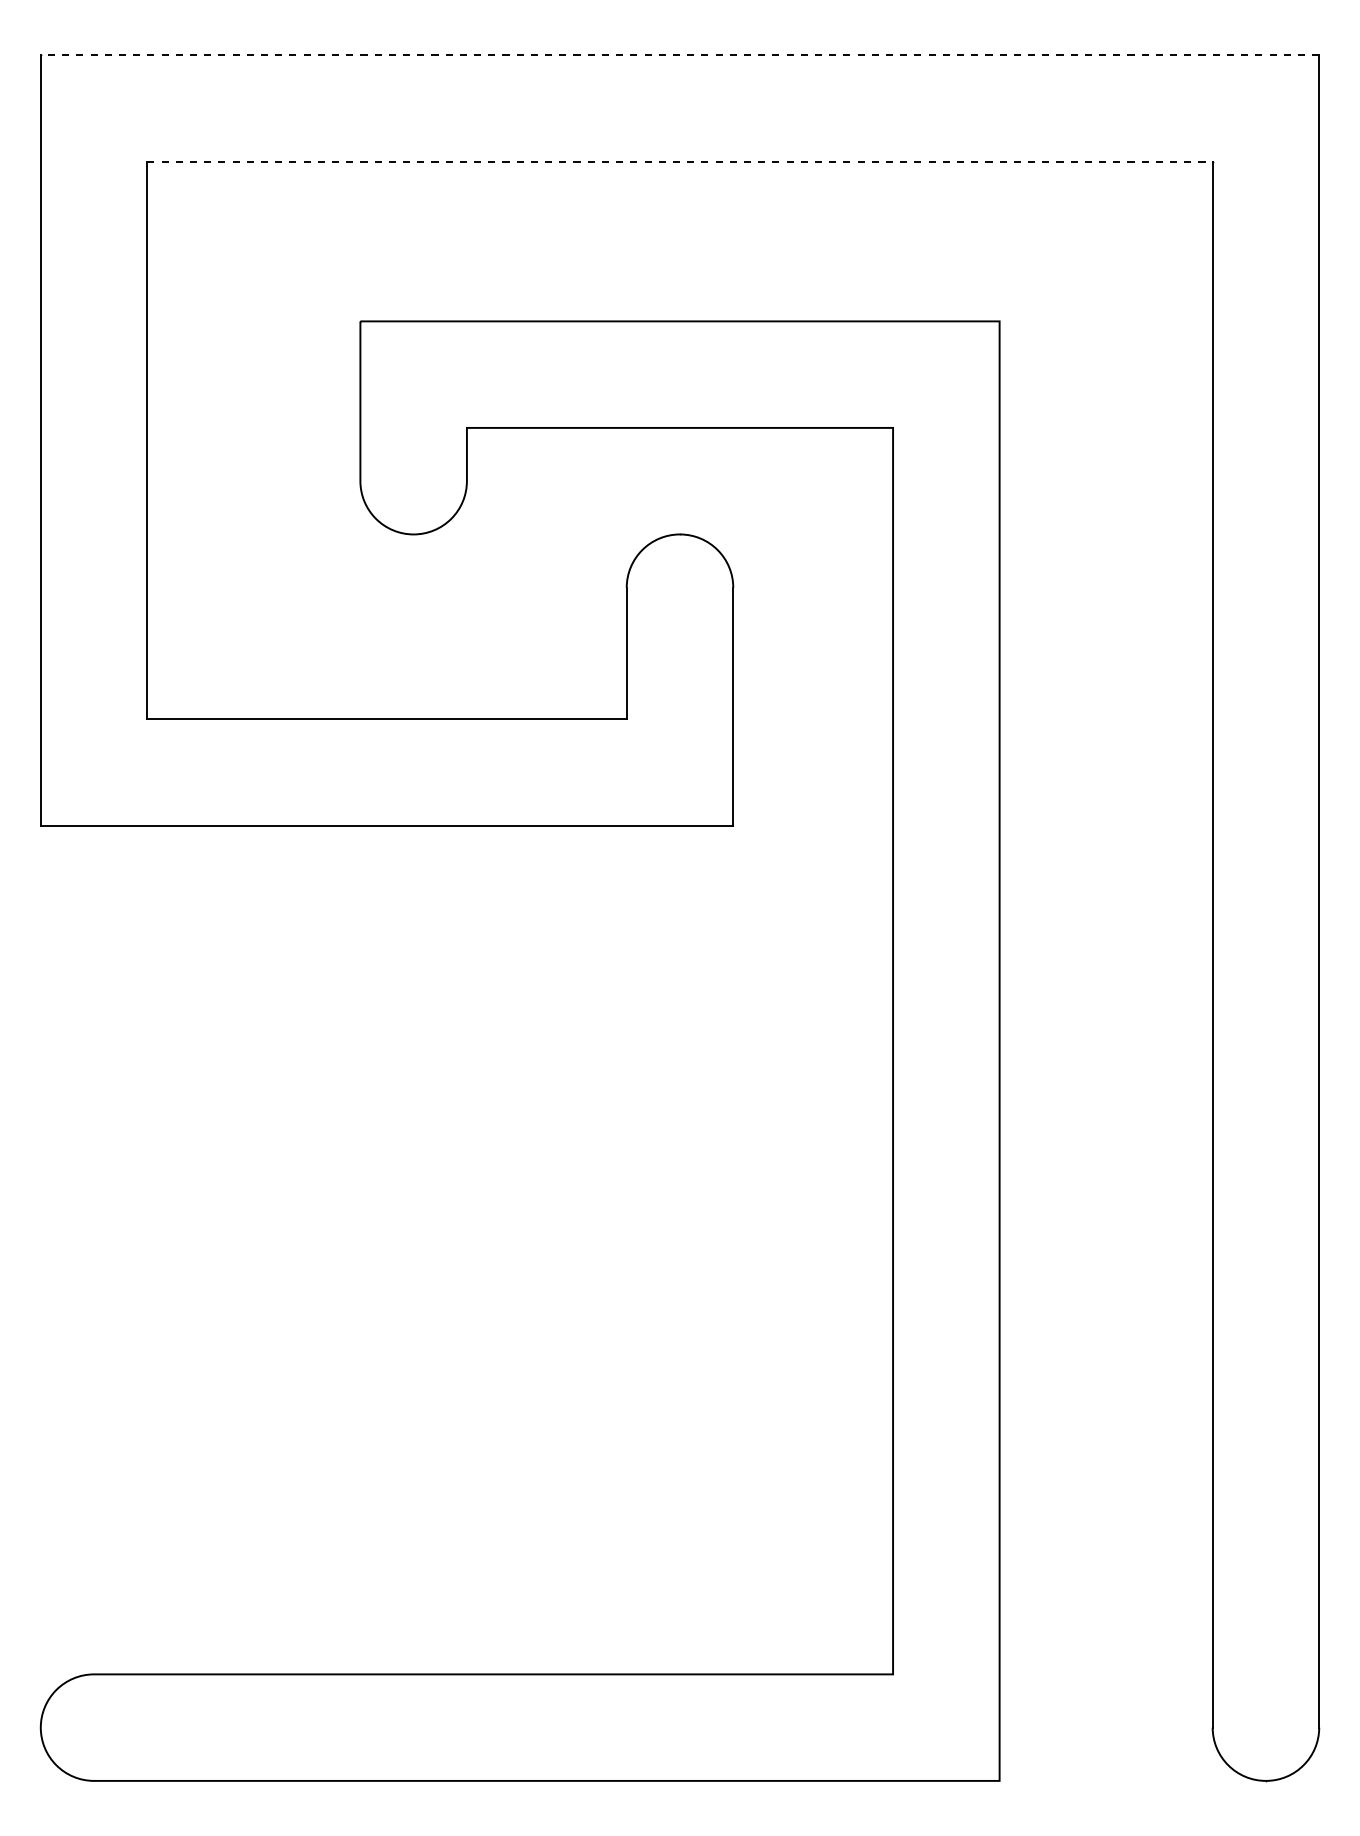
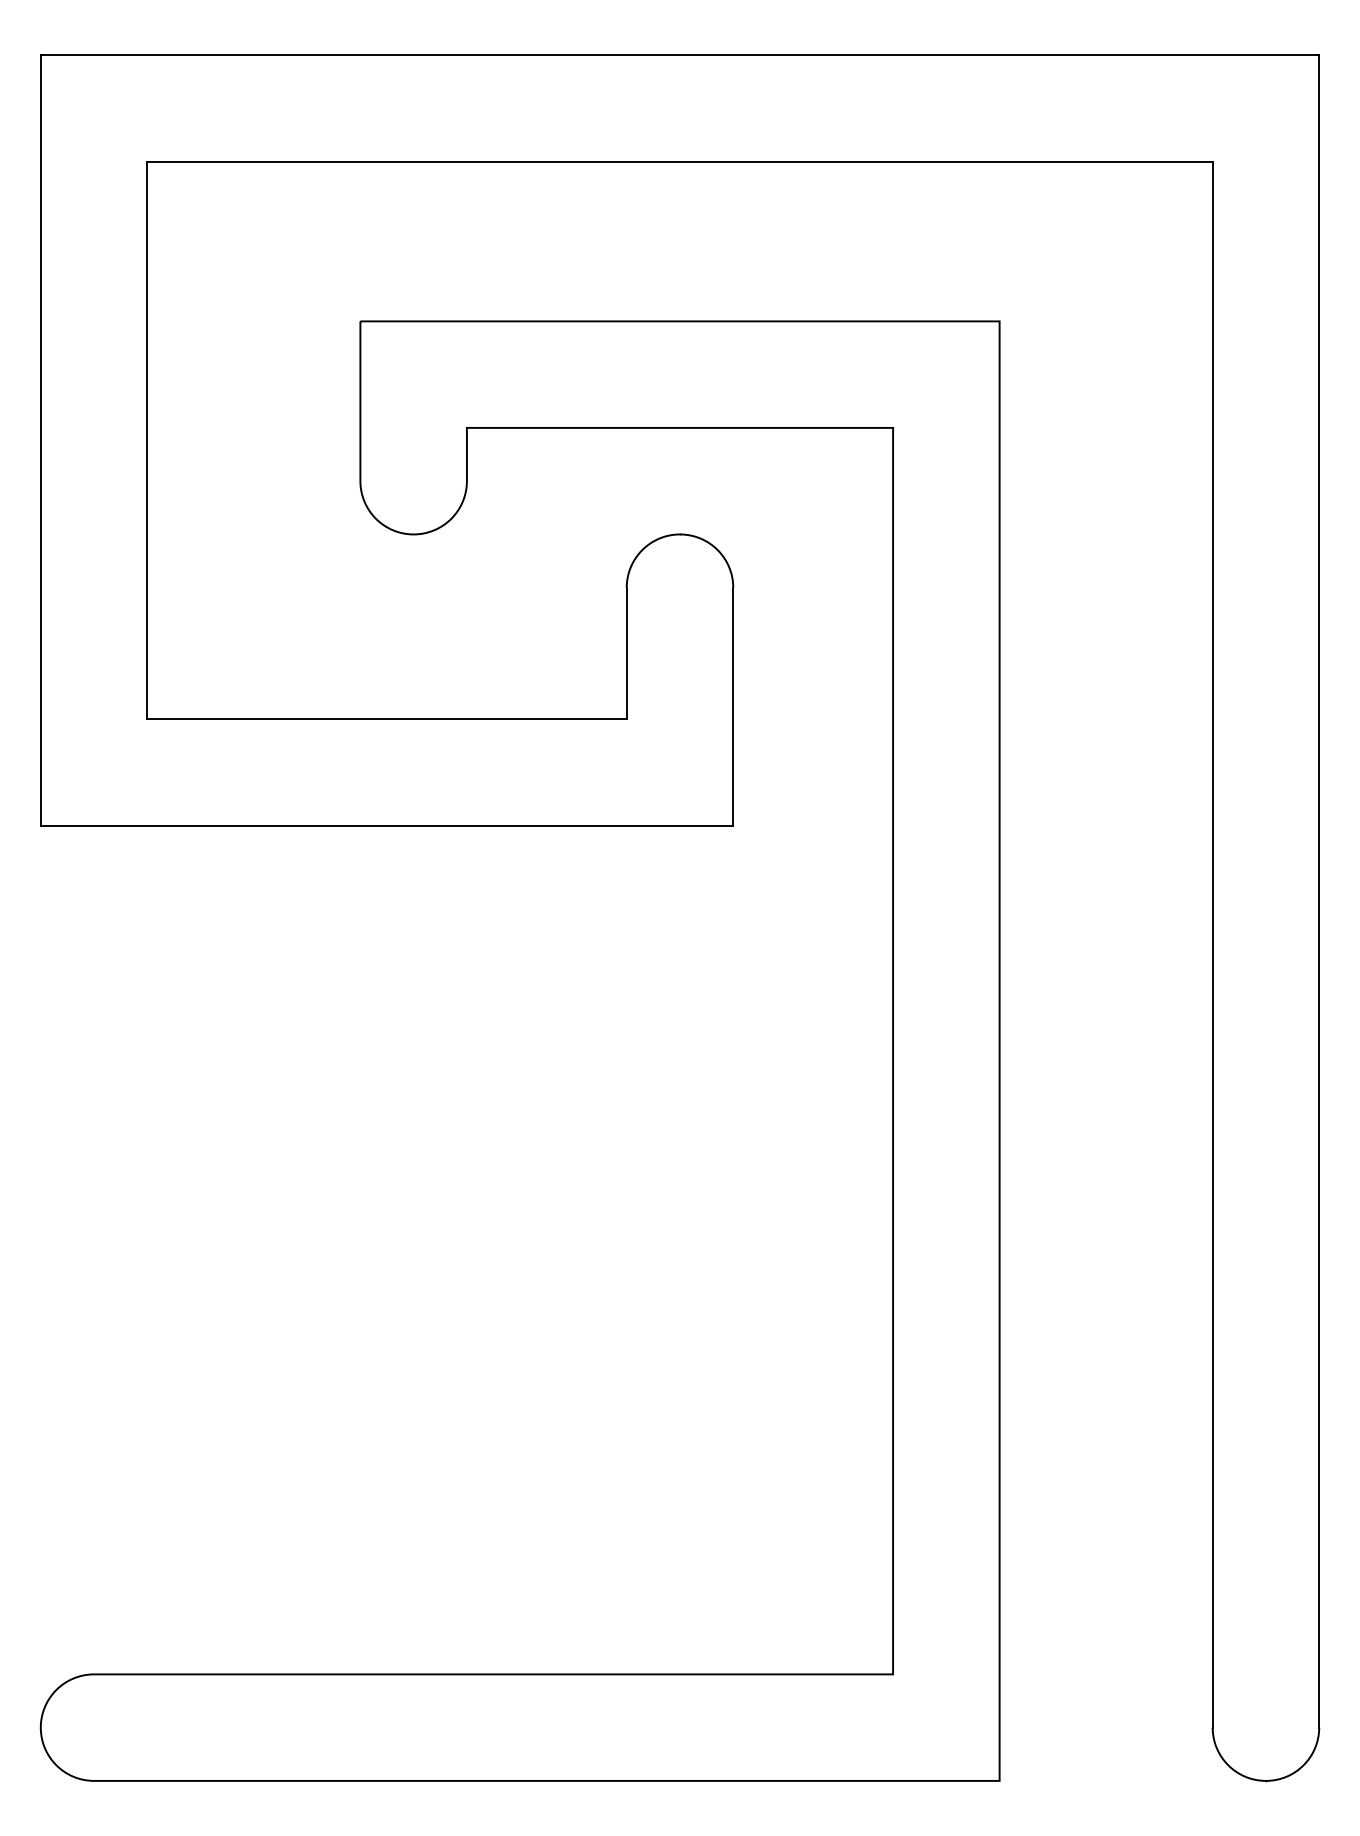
line: dashed -> solid (679, 55)
line: dashed -> solid (680, 161)
